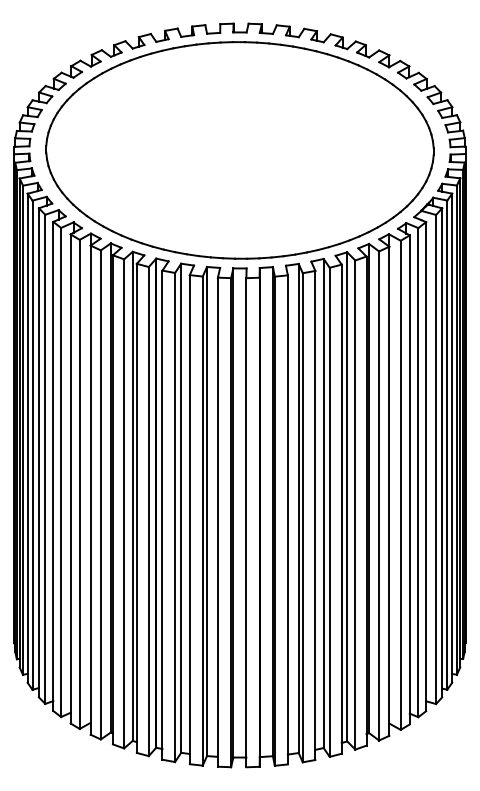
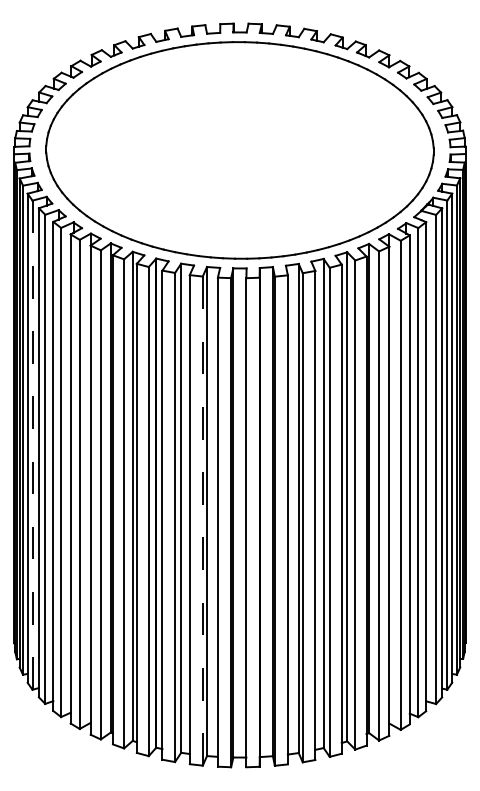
line: solid -> dashed (32, 445)
line: solid -> dashed (202, 521)
